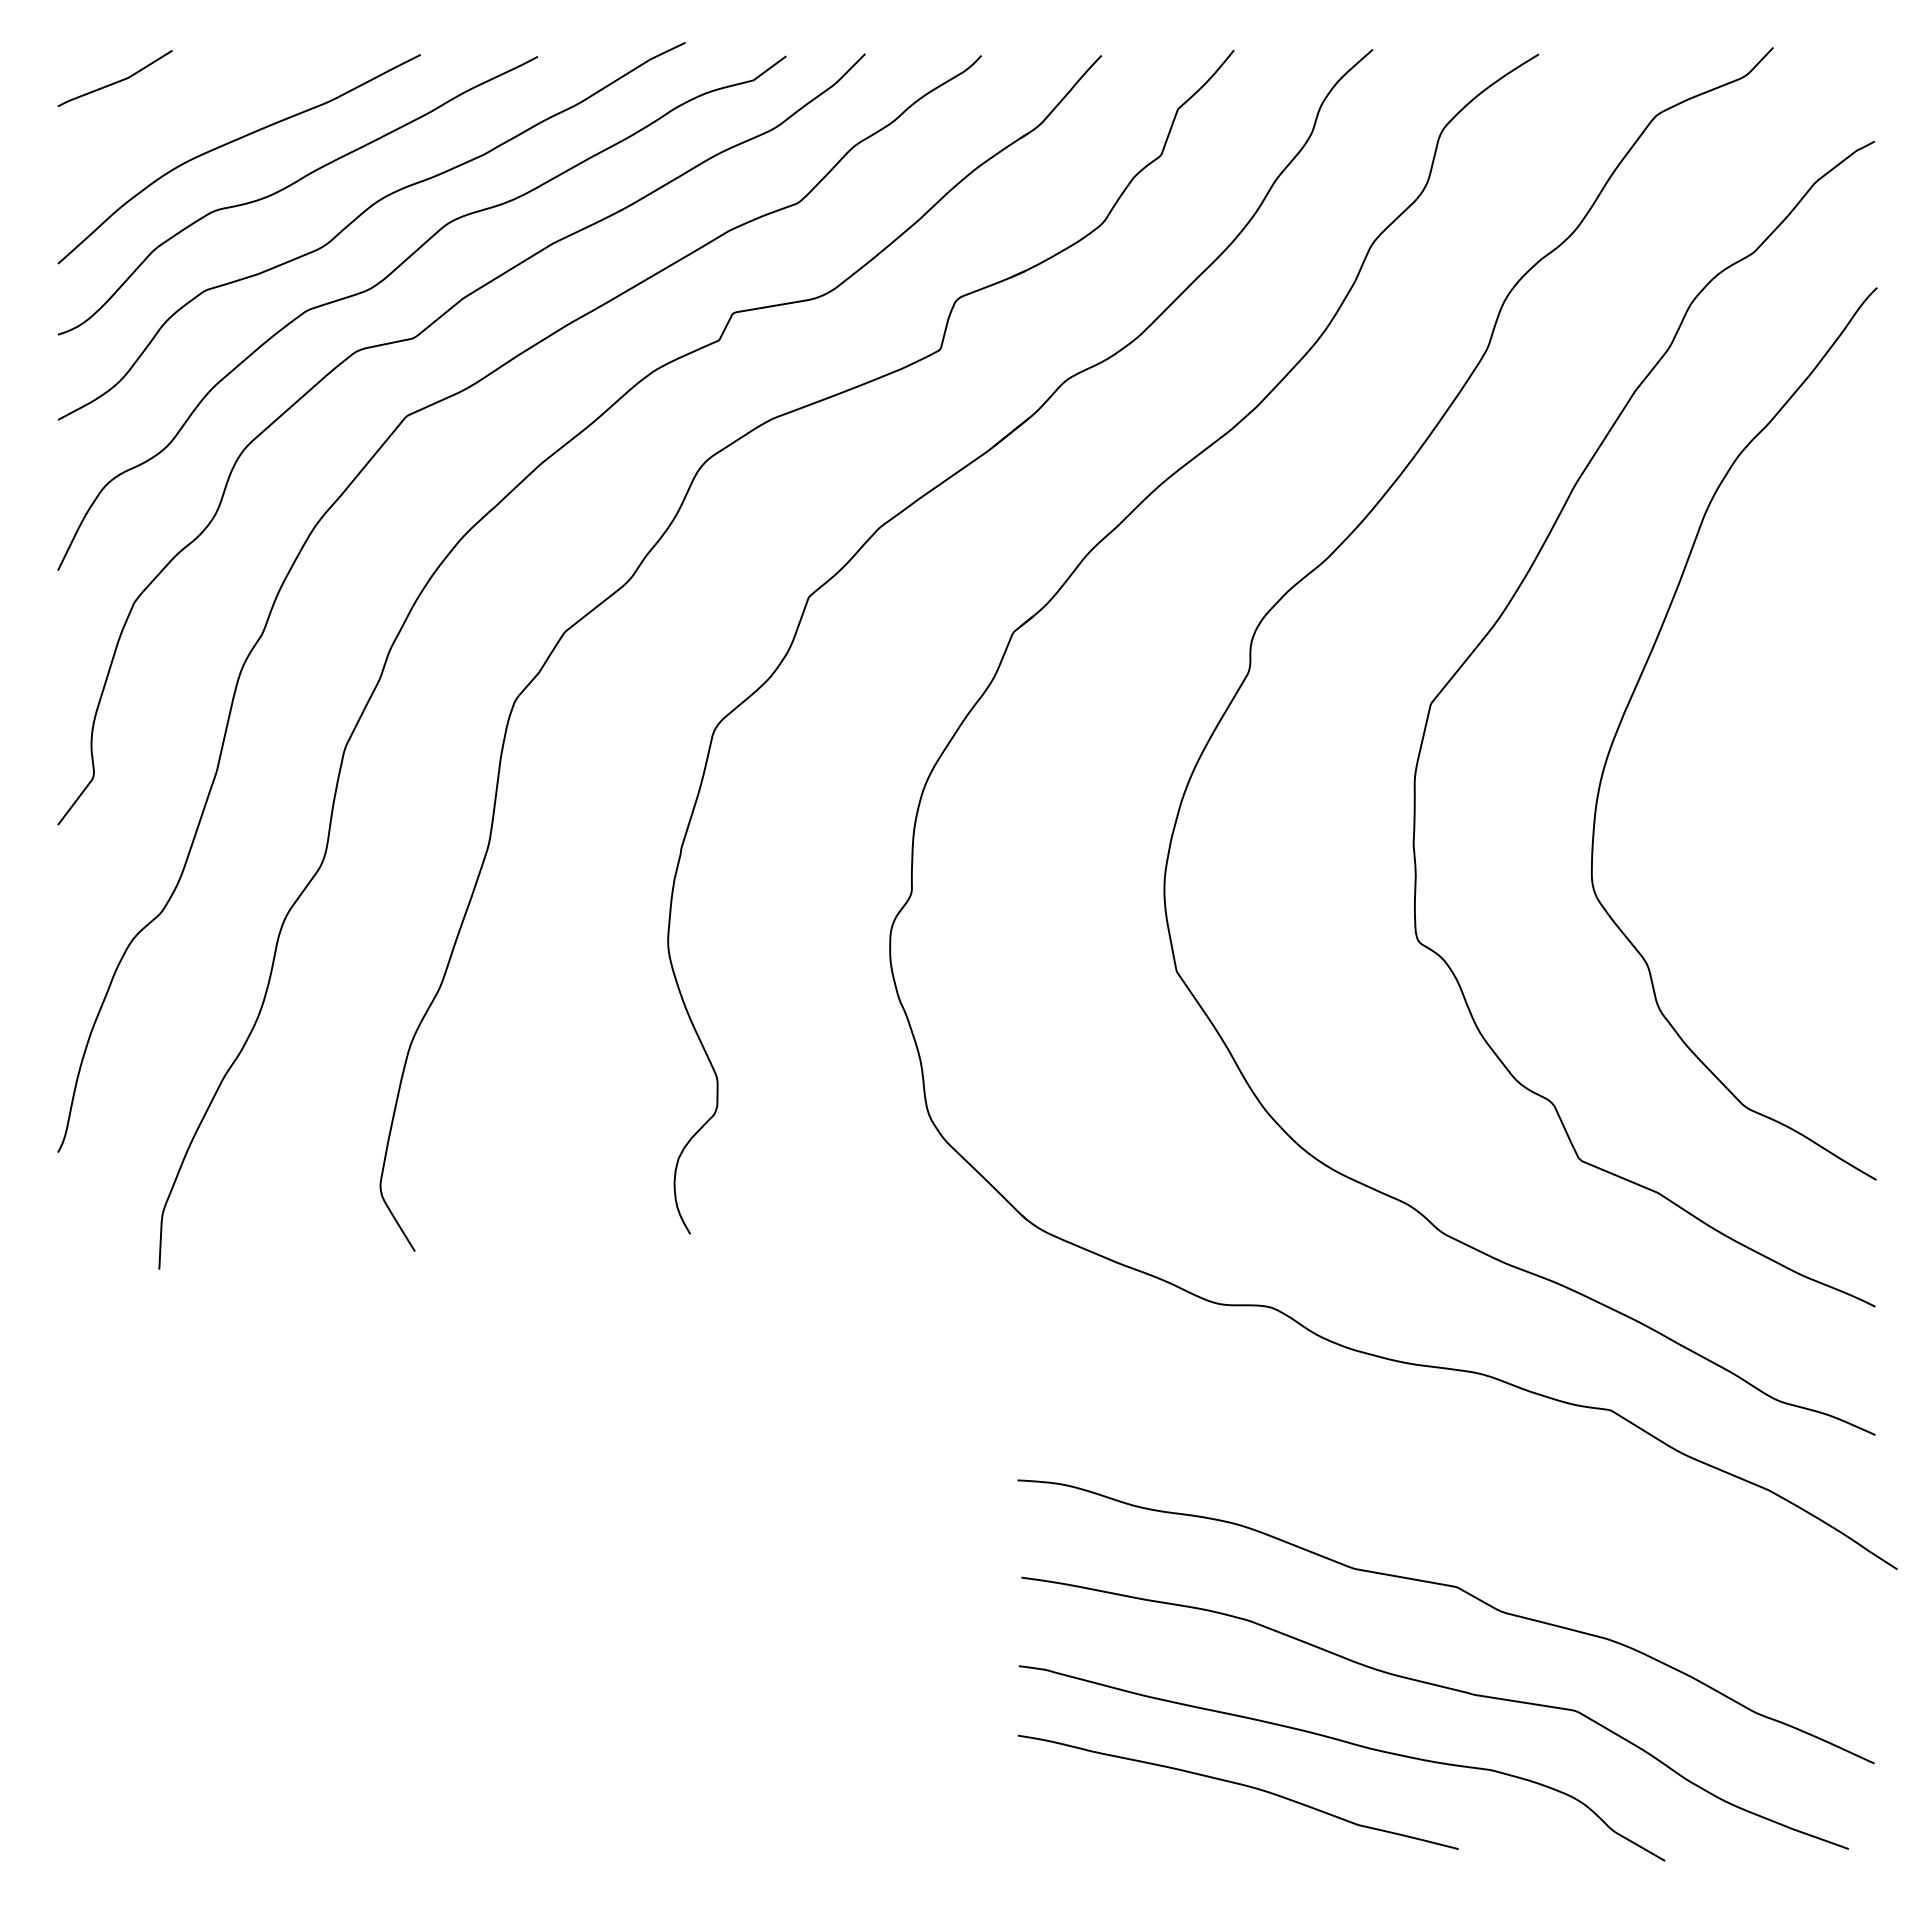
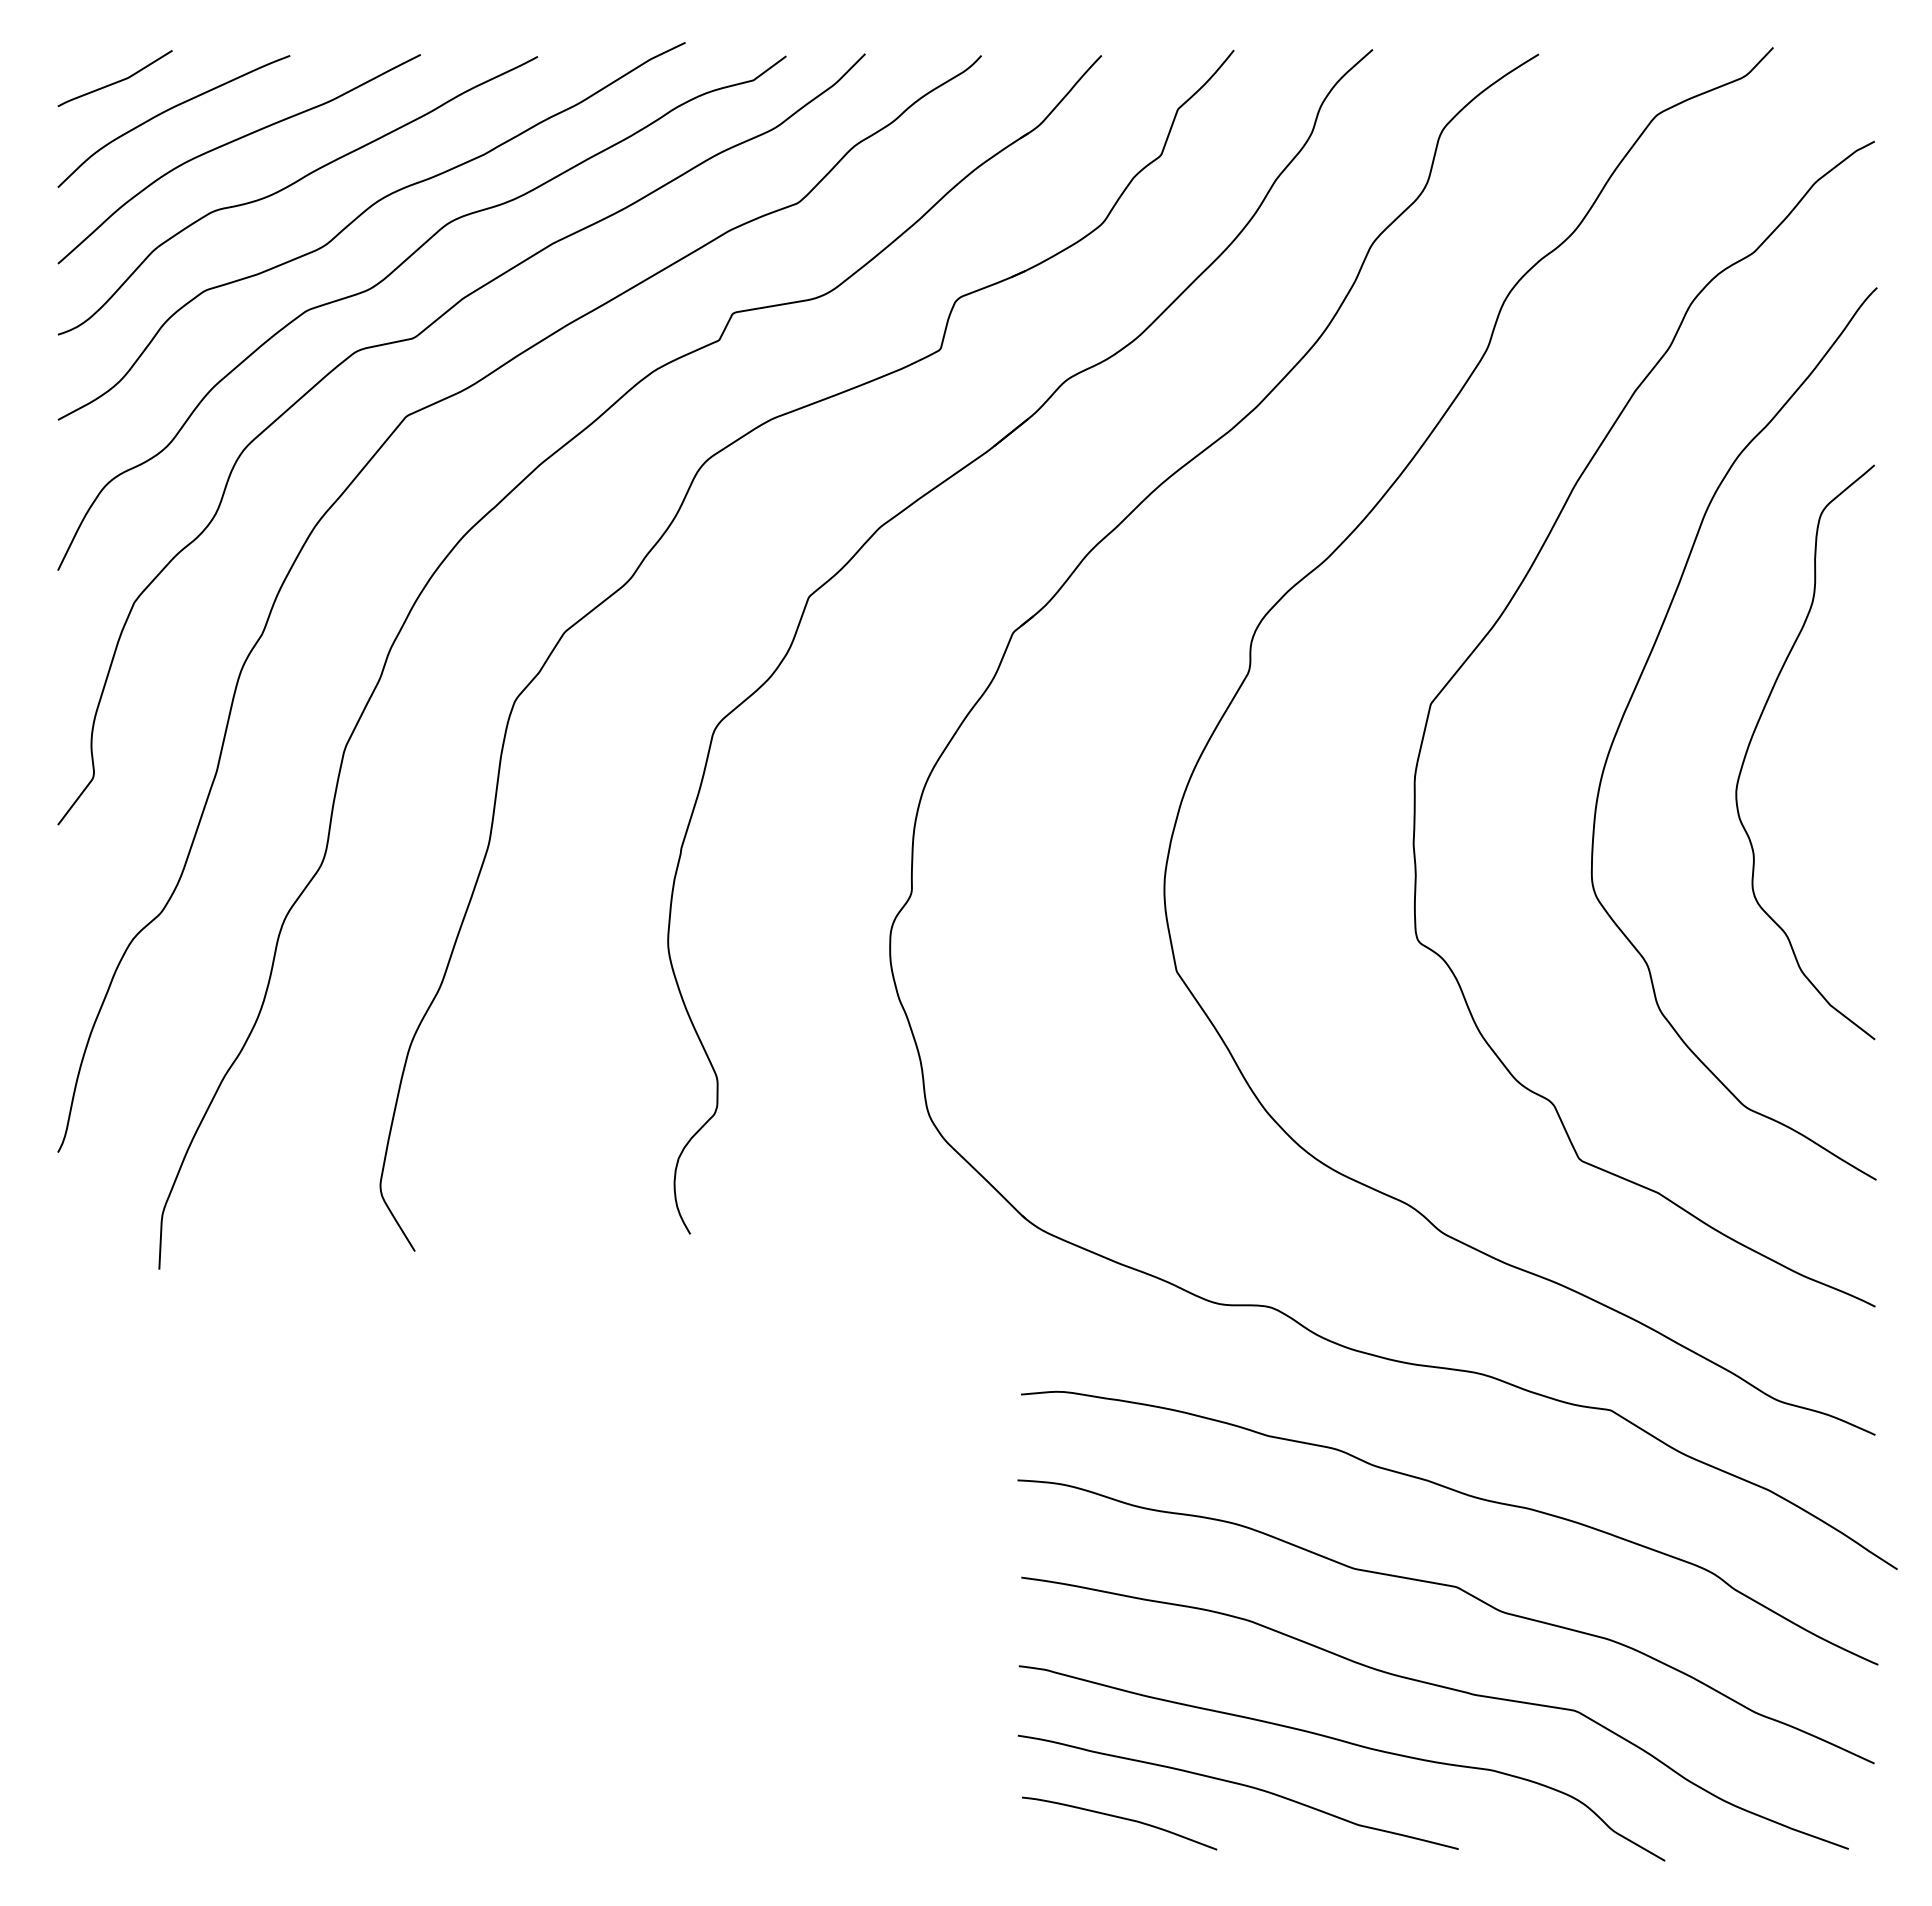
curve: none -> present (167, 111)
curve: none -> present (1756, 729)
curve: none -> present (1459, 1493)
curve: none -> present (1119, 1818)
